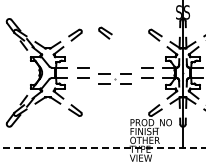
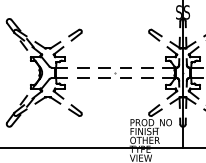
part: present -> none (105, 32)
part position: (114, 78) -> (114, 72) (114, 72)
line: dashed -> solid (103, 147)
